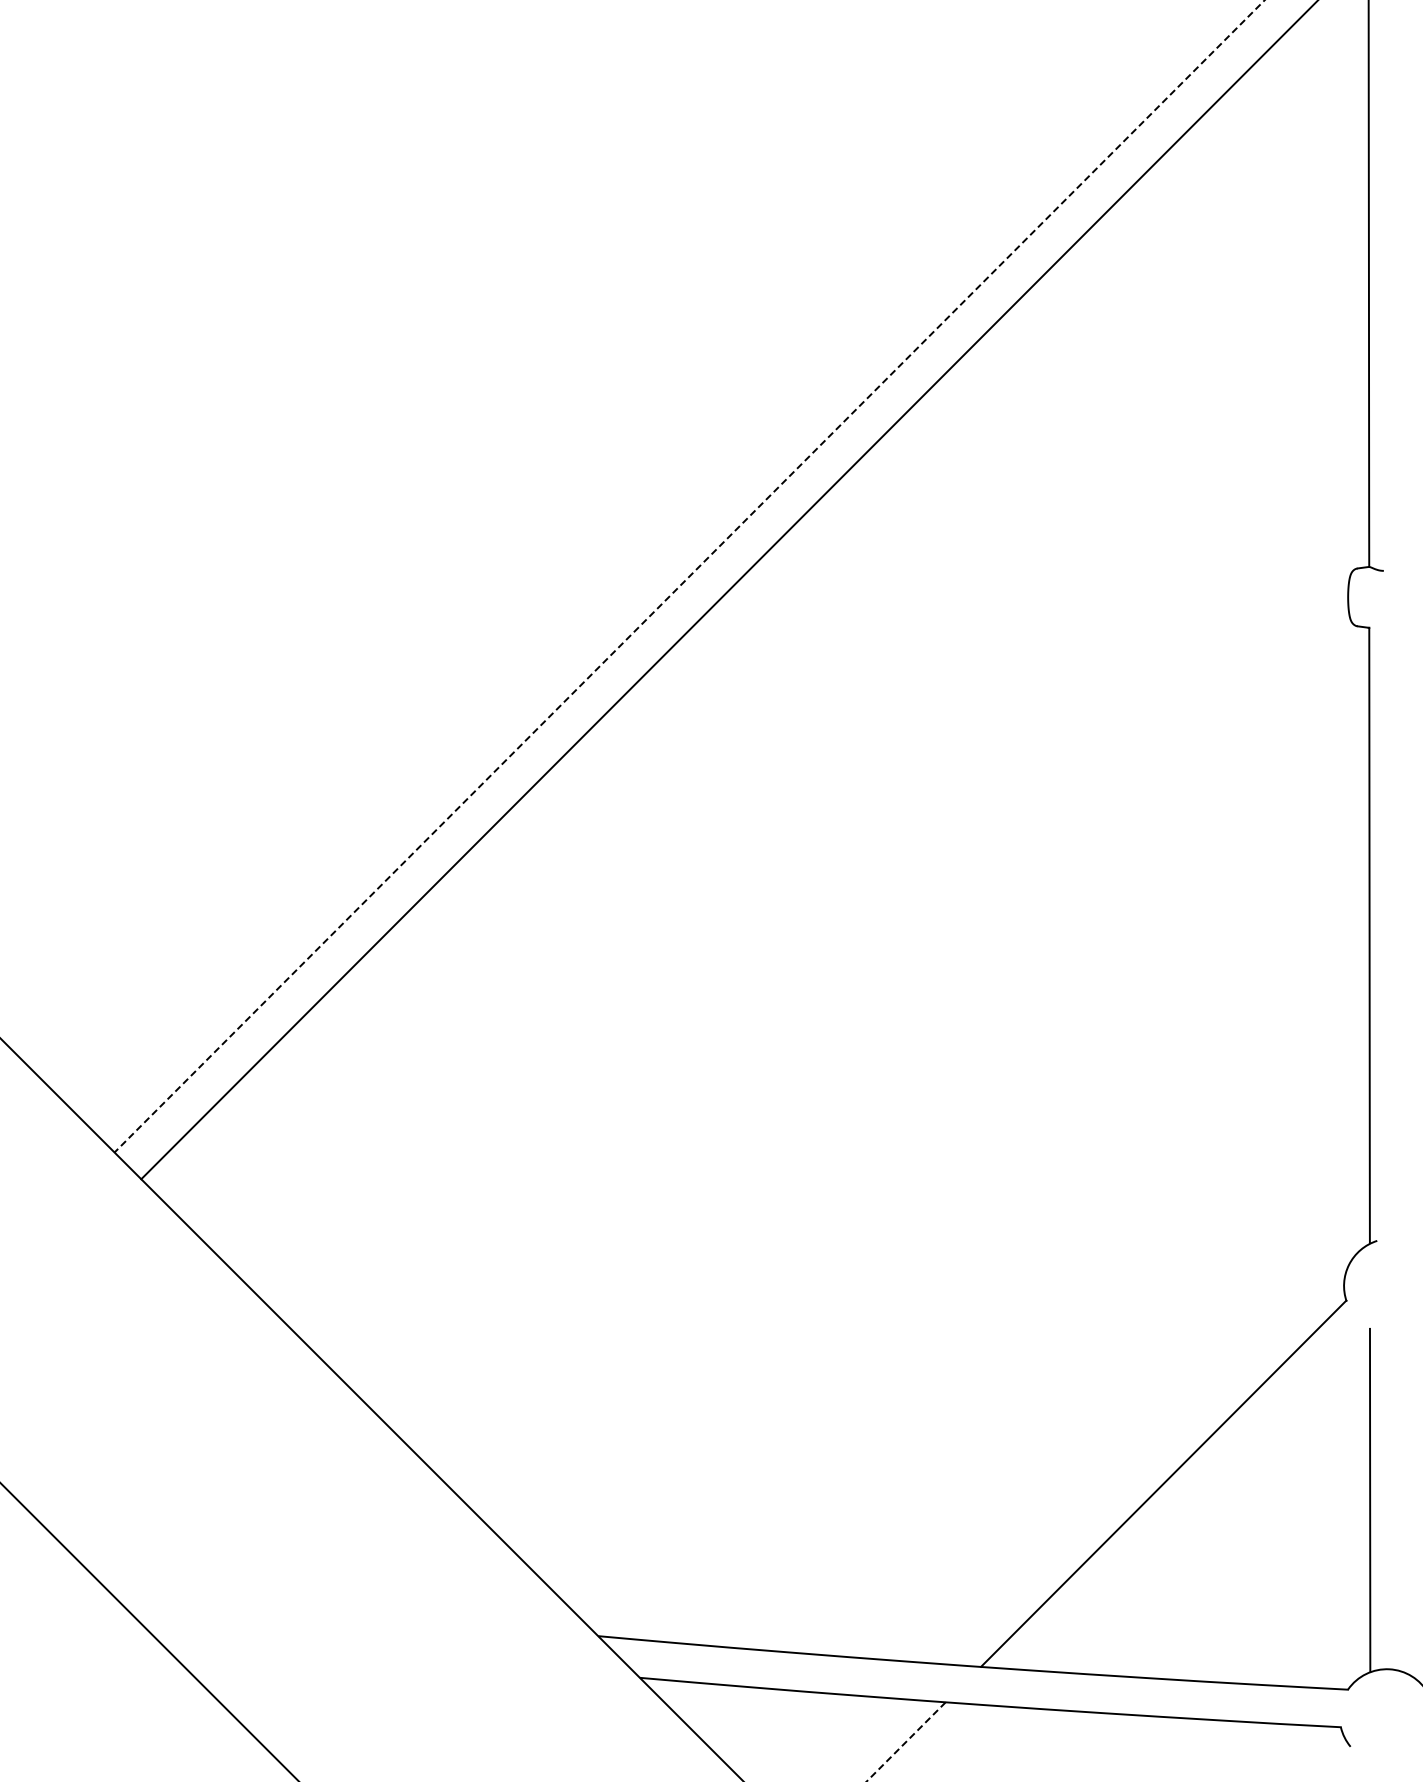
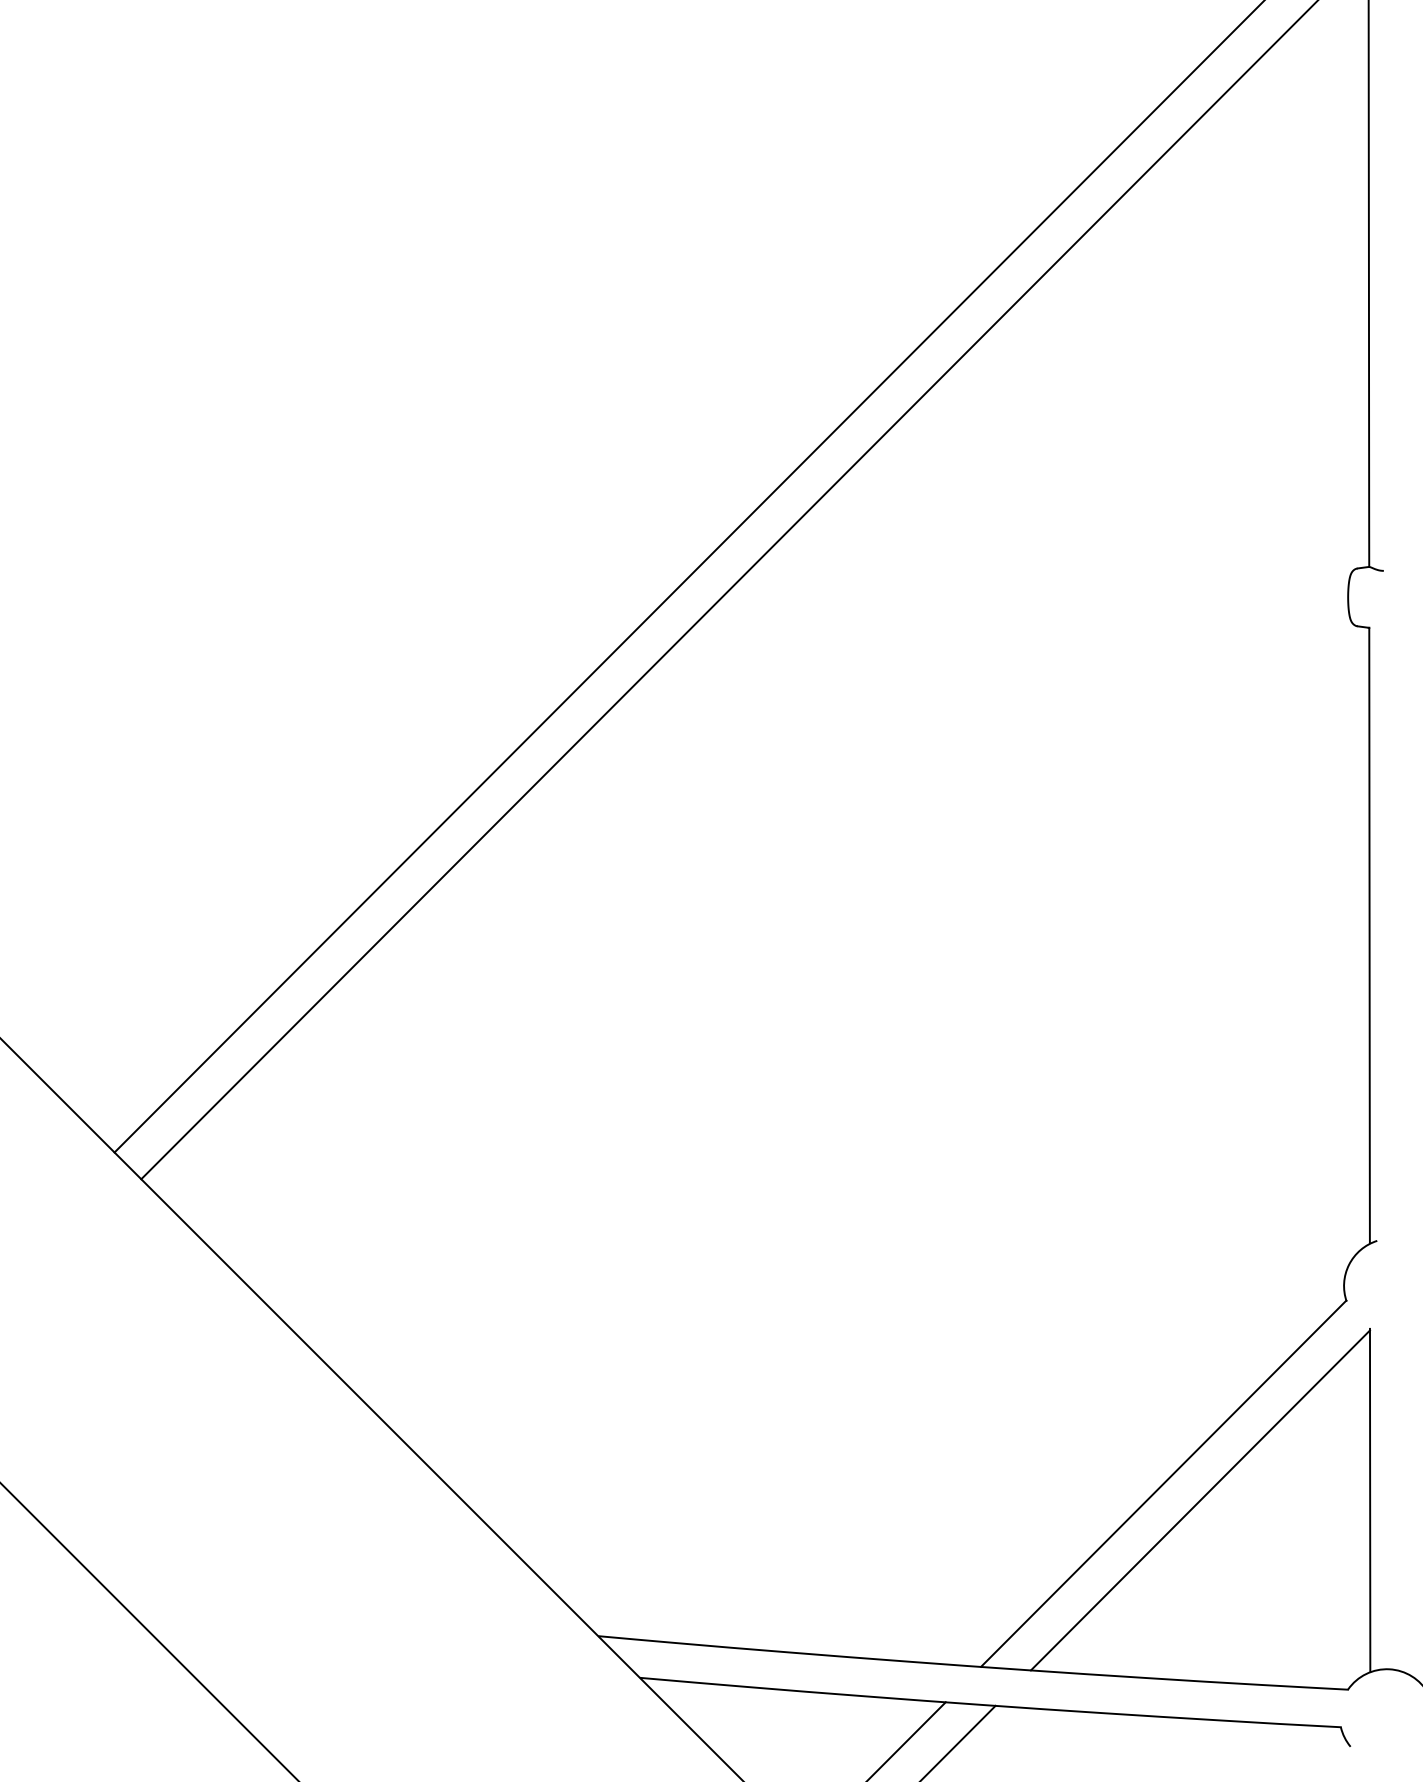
line: dashed -> solid (689, 576)
line: none -> present (1199, 1500)
line: none -> present (959, 1741)
line: dashed -> solid (905, 1742)
